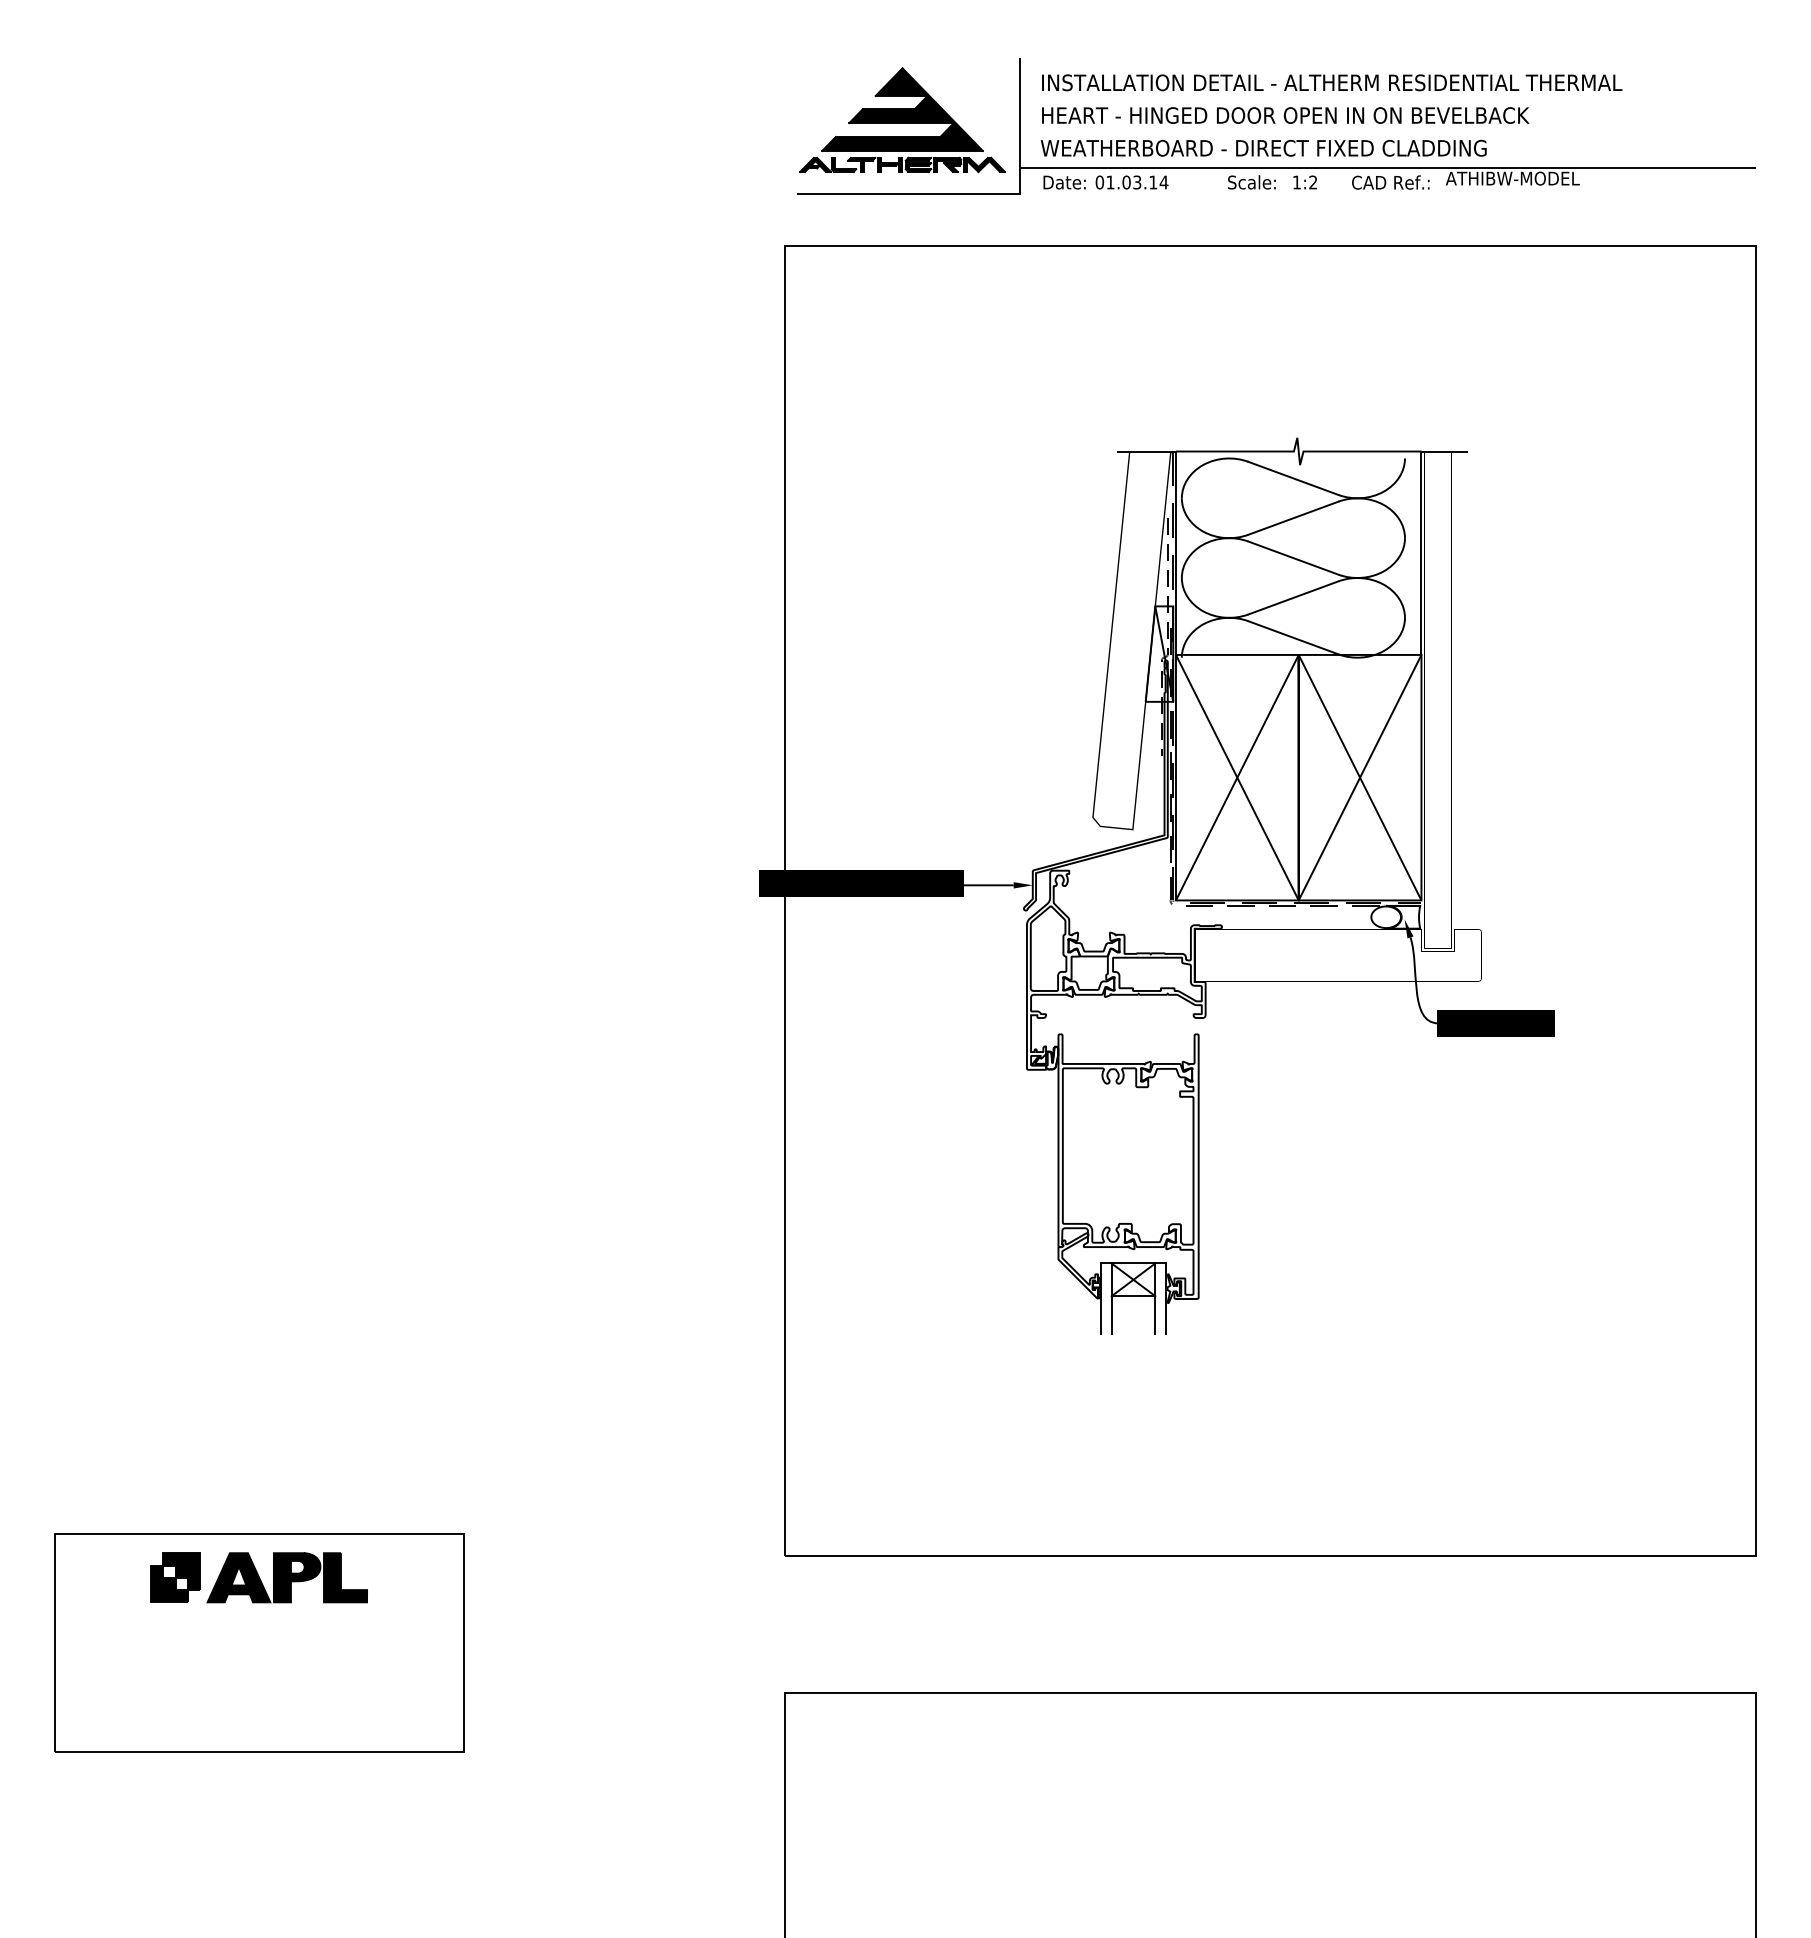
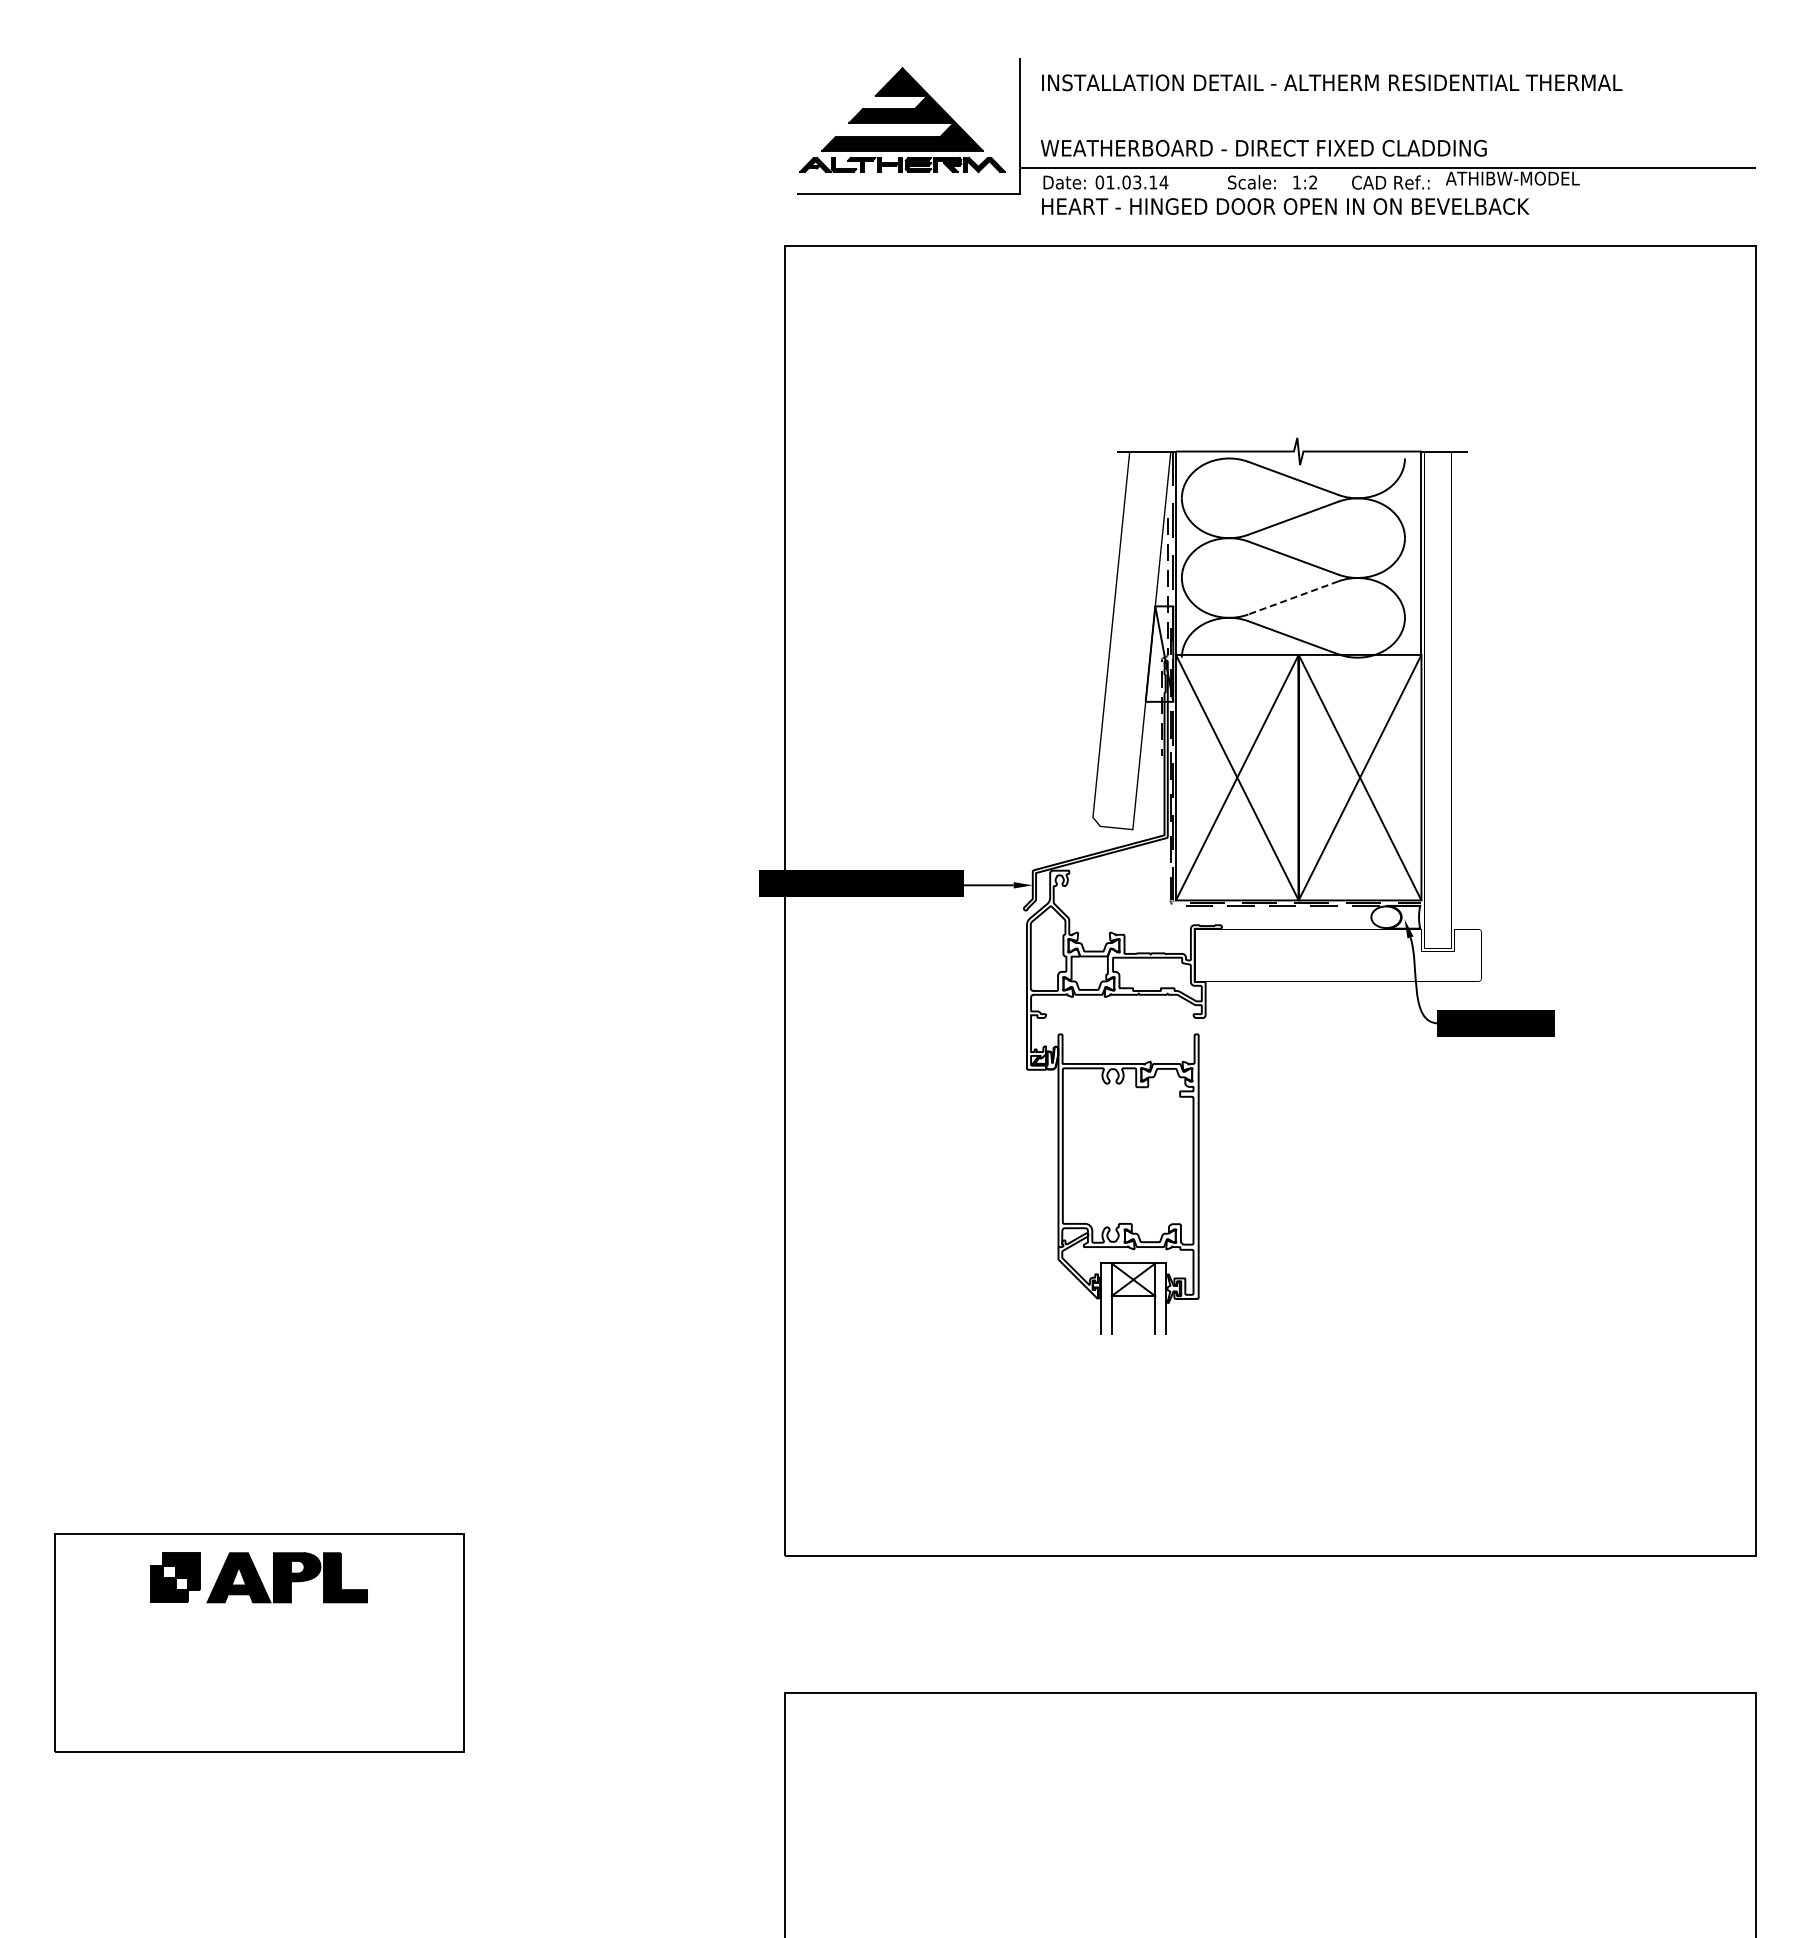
text position: (1285, 115) -> (1285, 206) (1285, 206)
line: solid -> dashed (1292, 598)
